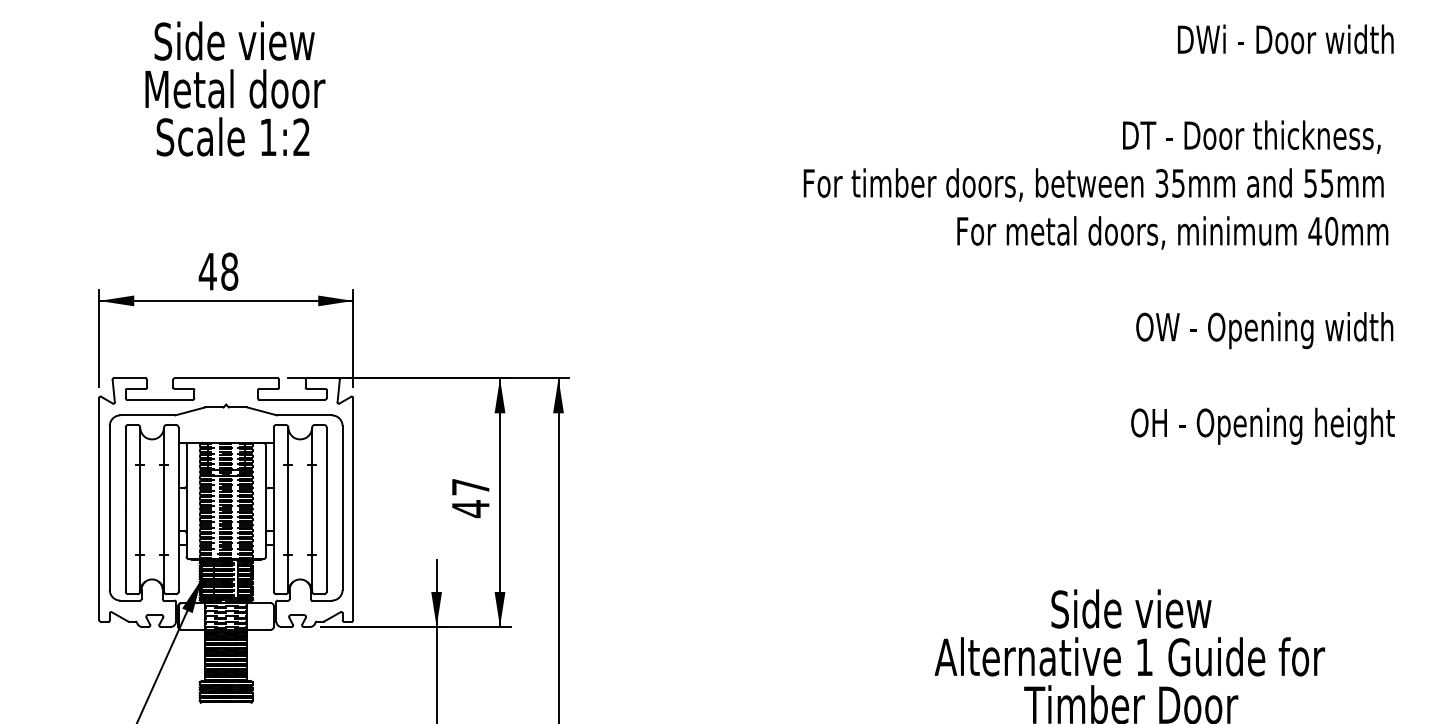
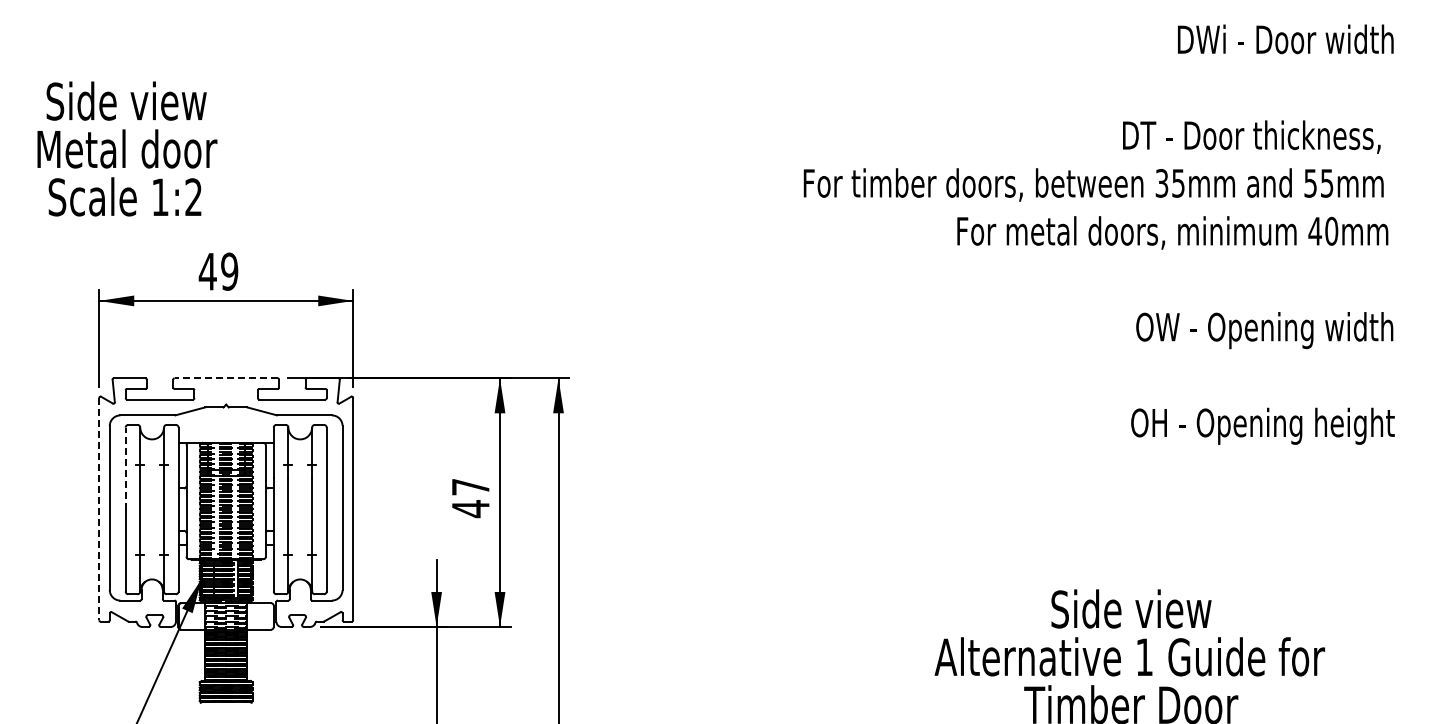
text position: (235, 88) -> (127, 148) (127, 148)
text: 48 -> 49 (229, 271)
line: solid -> dashed (226, 378)
line: solid -> dashed (125, 468)
line: solid -> dashed (99, 509)
